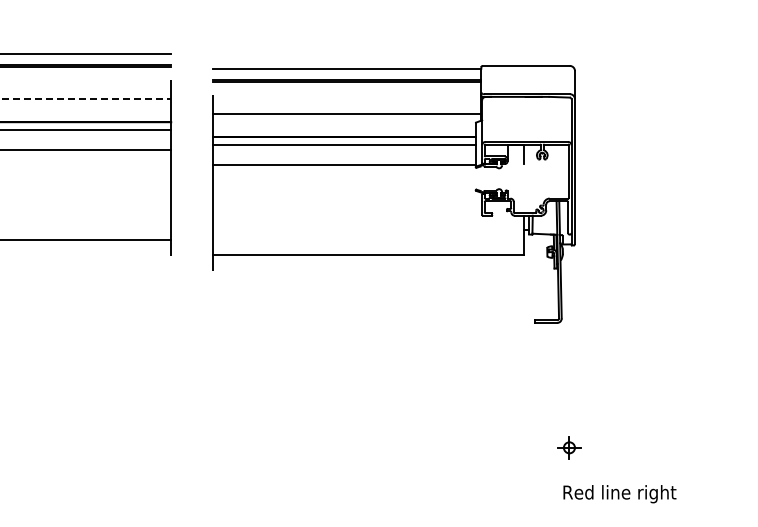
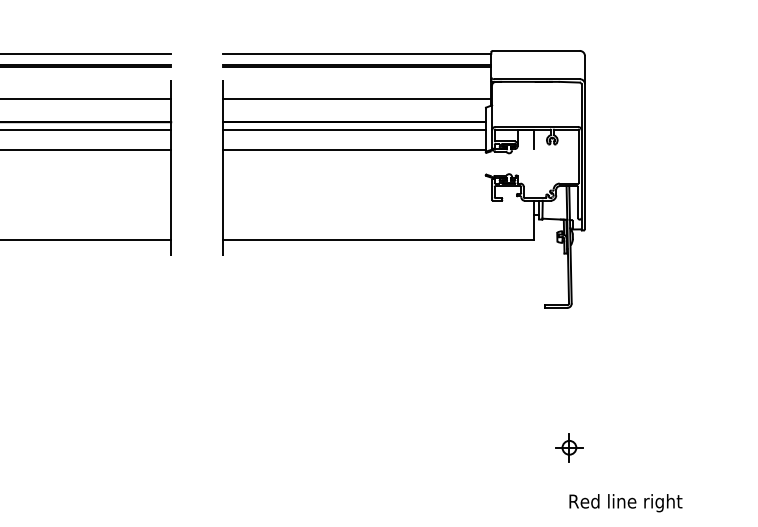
line: dashed -> solid (86, 99)
part position: (393, 194) -> (403, 179) (403, 179)
part size: 25x24 px -> 29x30 px (569, 447)
text position: (619, 494) -> (625, 503) (625, 503)
